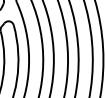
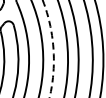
arc: solid -> dashed (53, 48)
